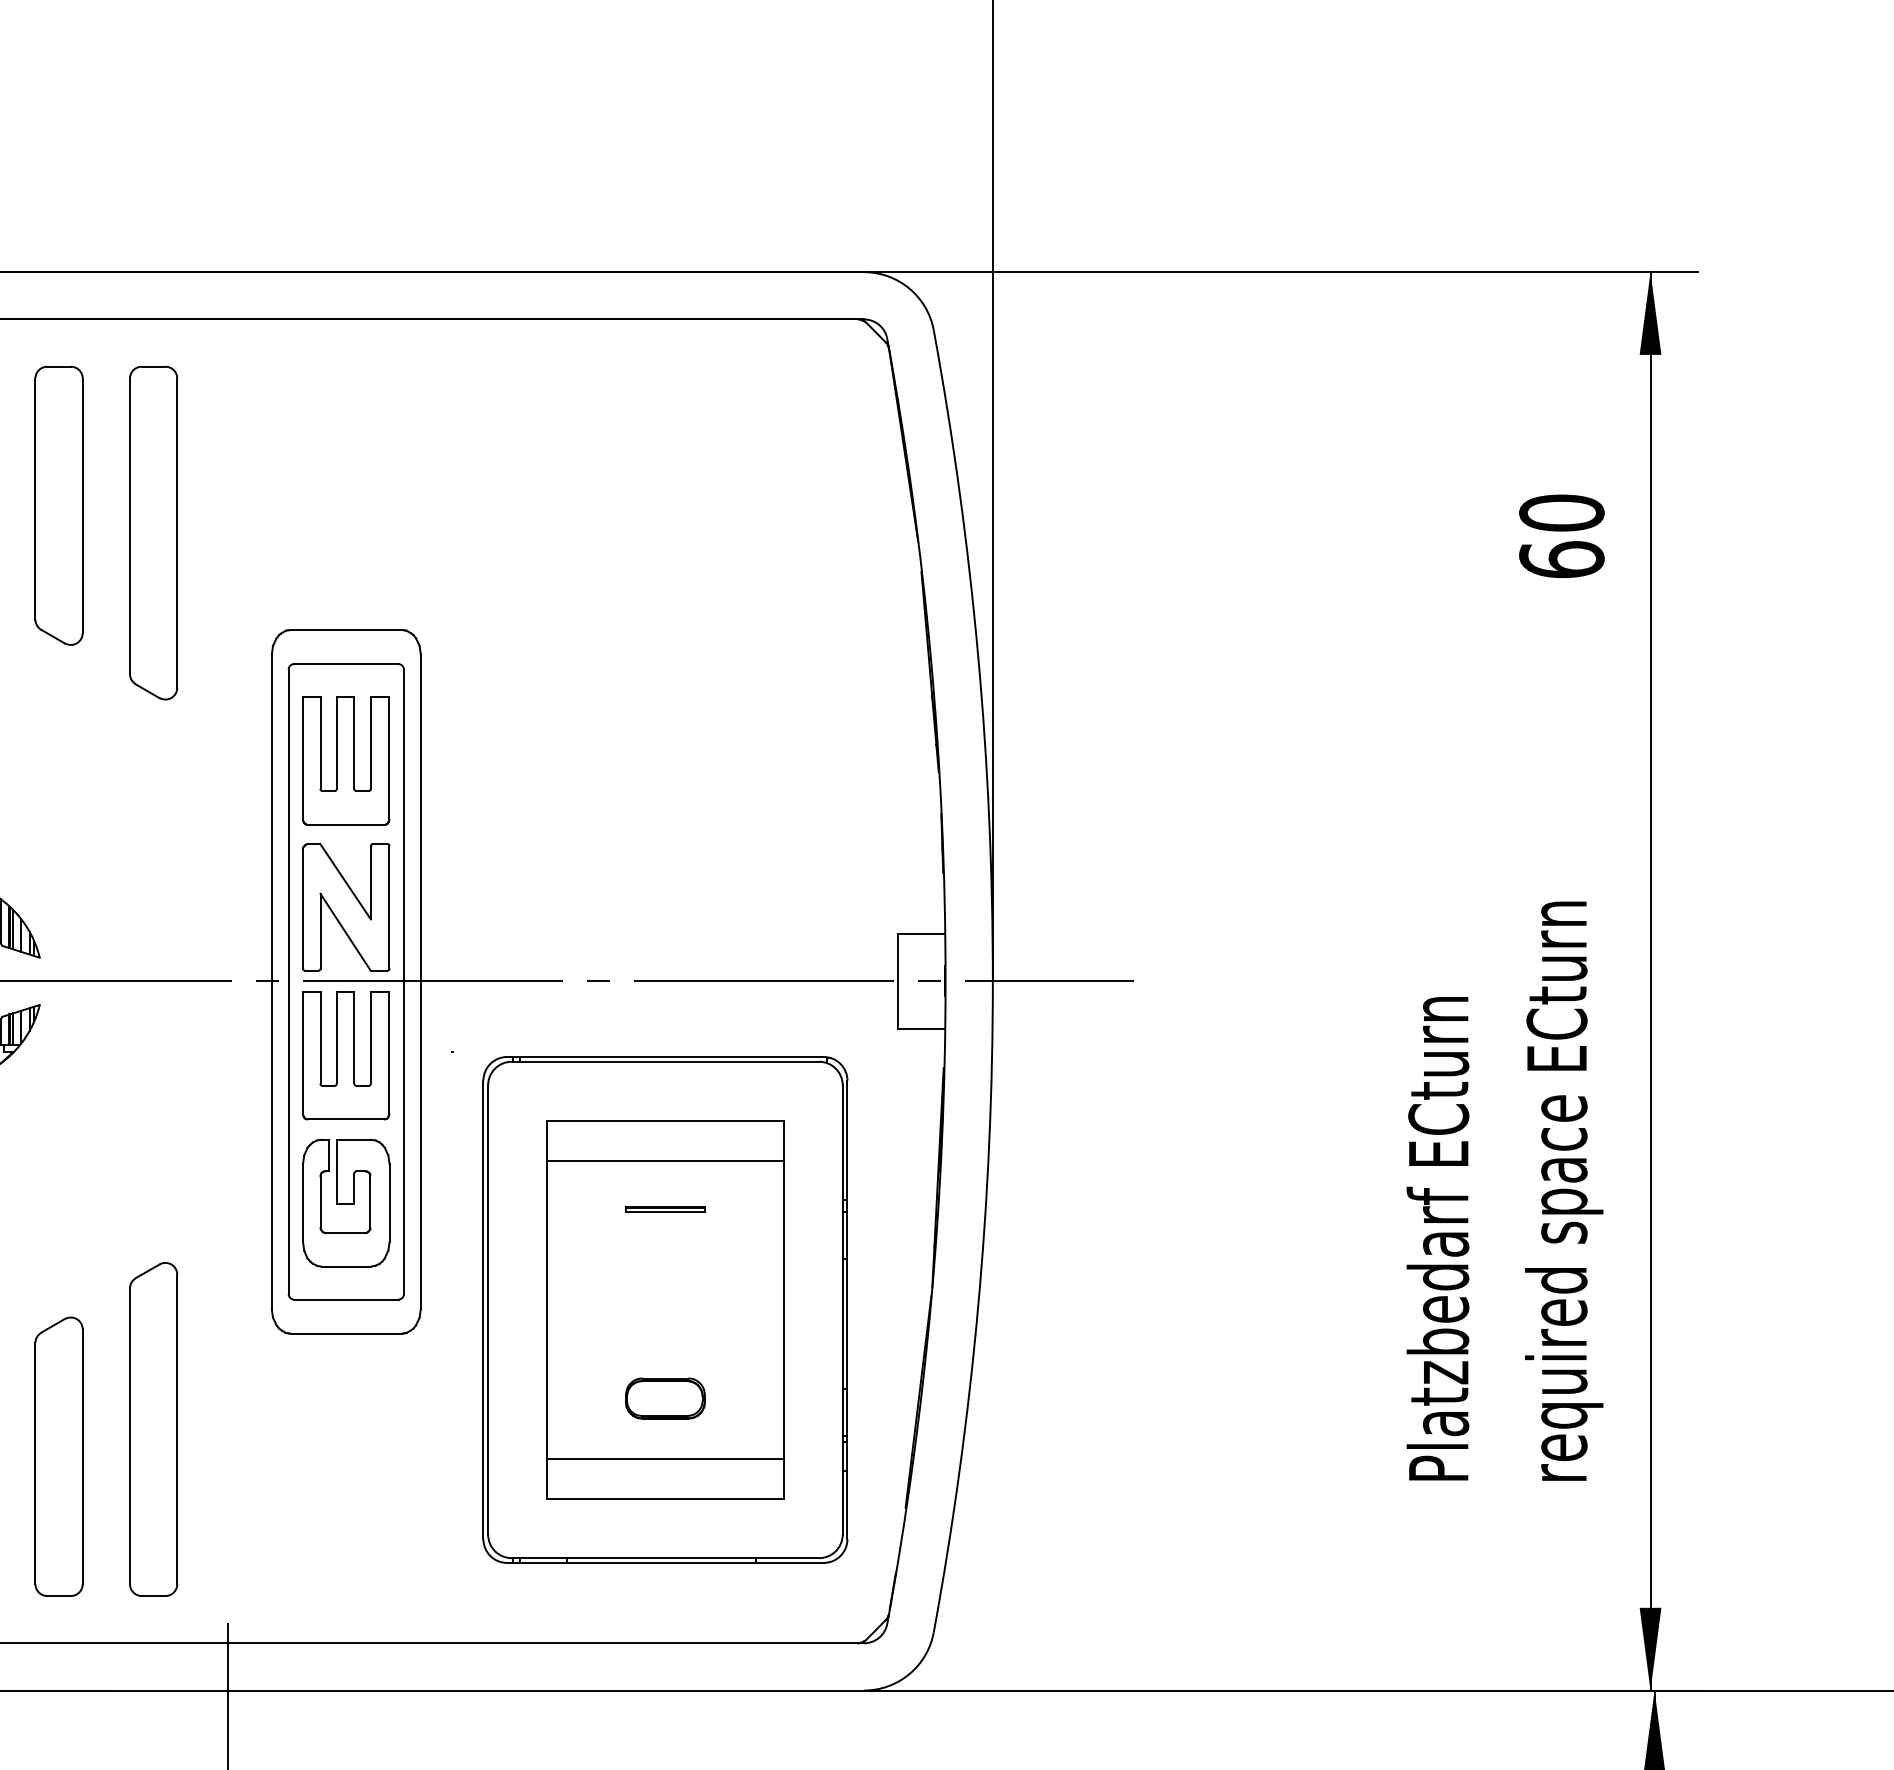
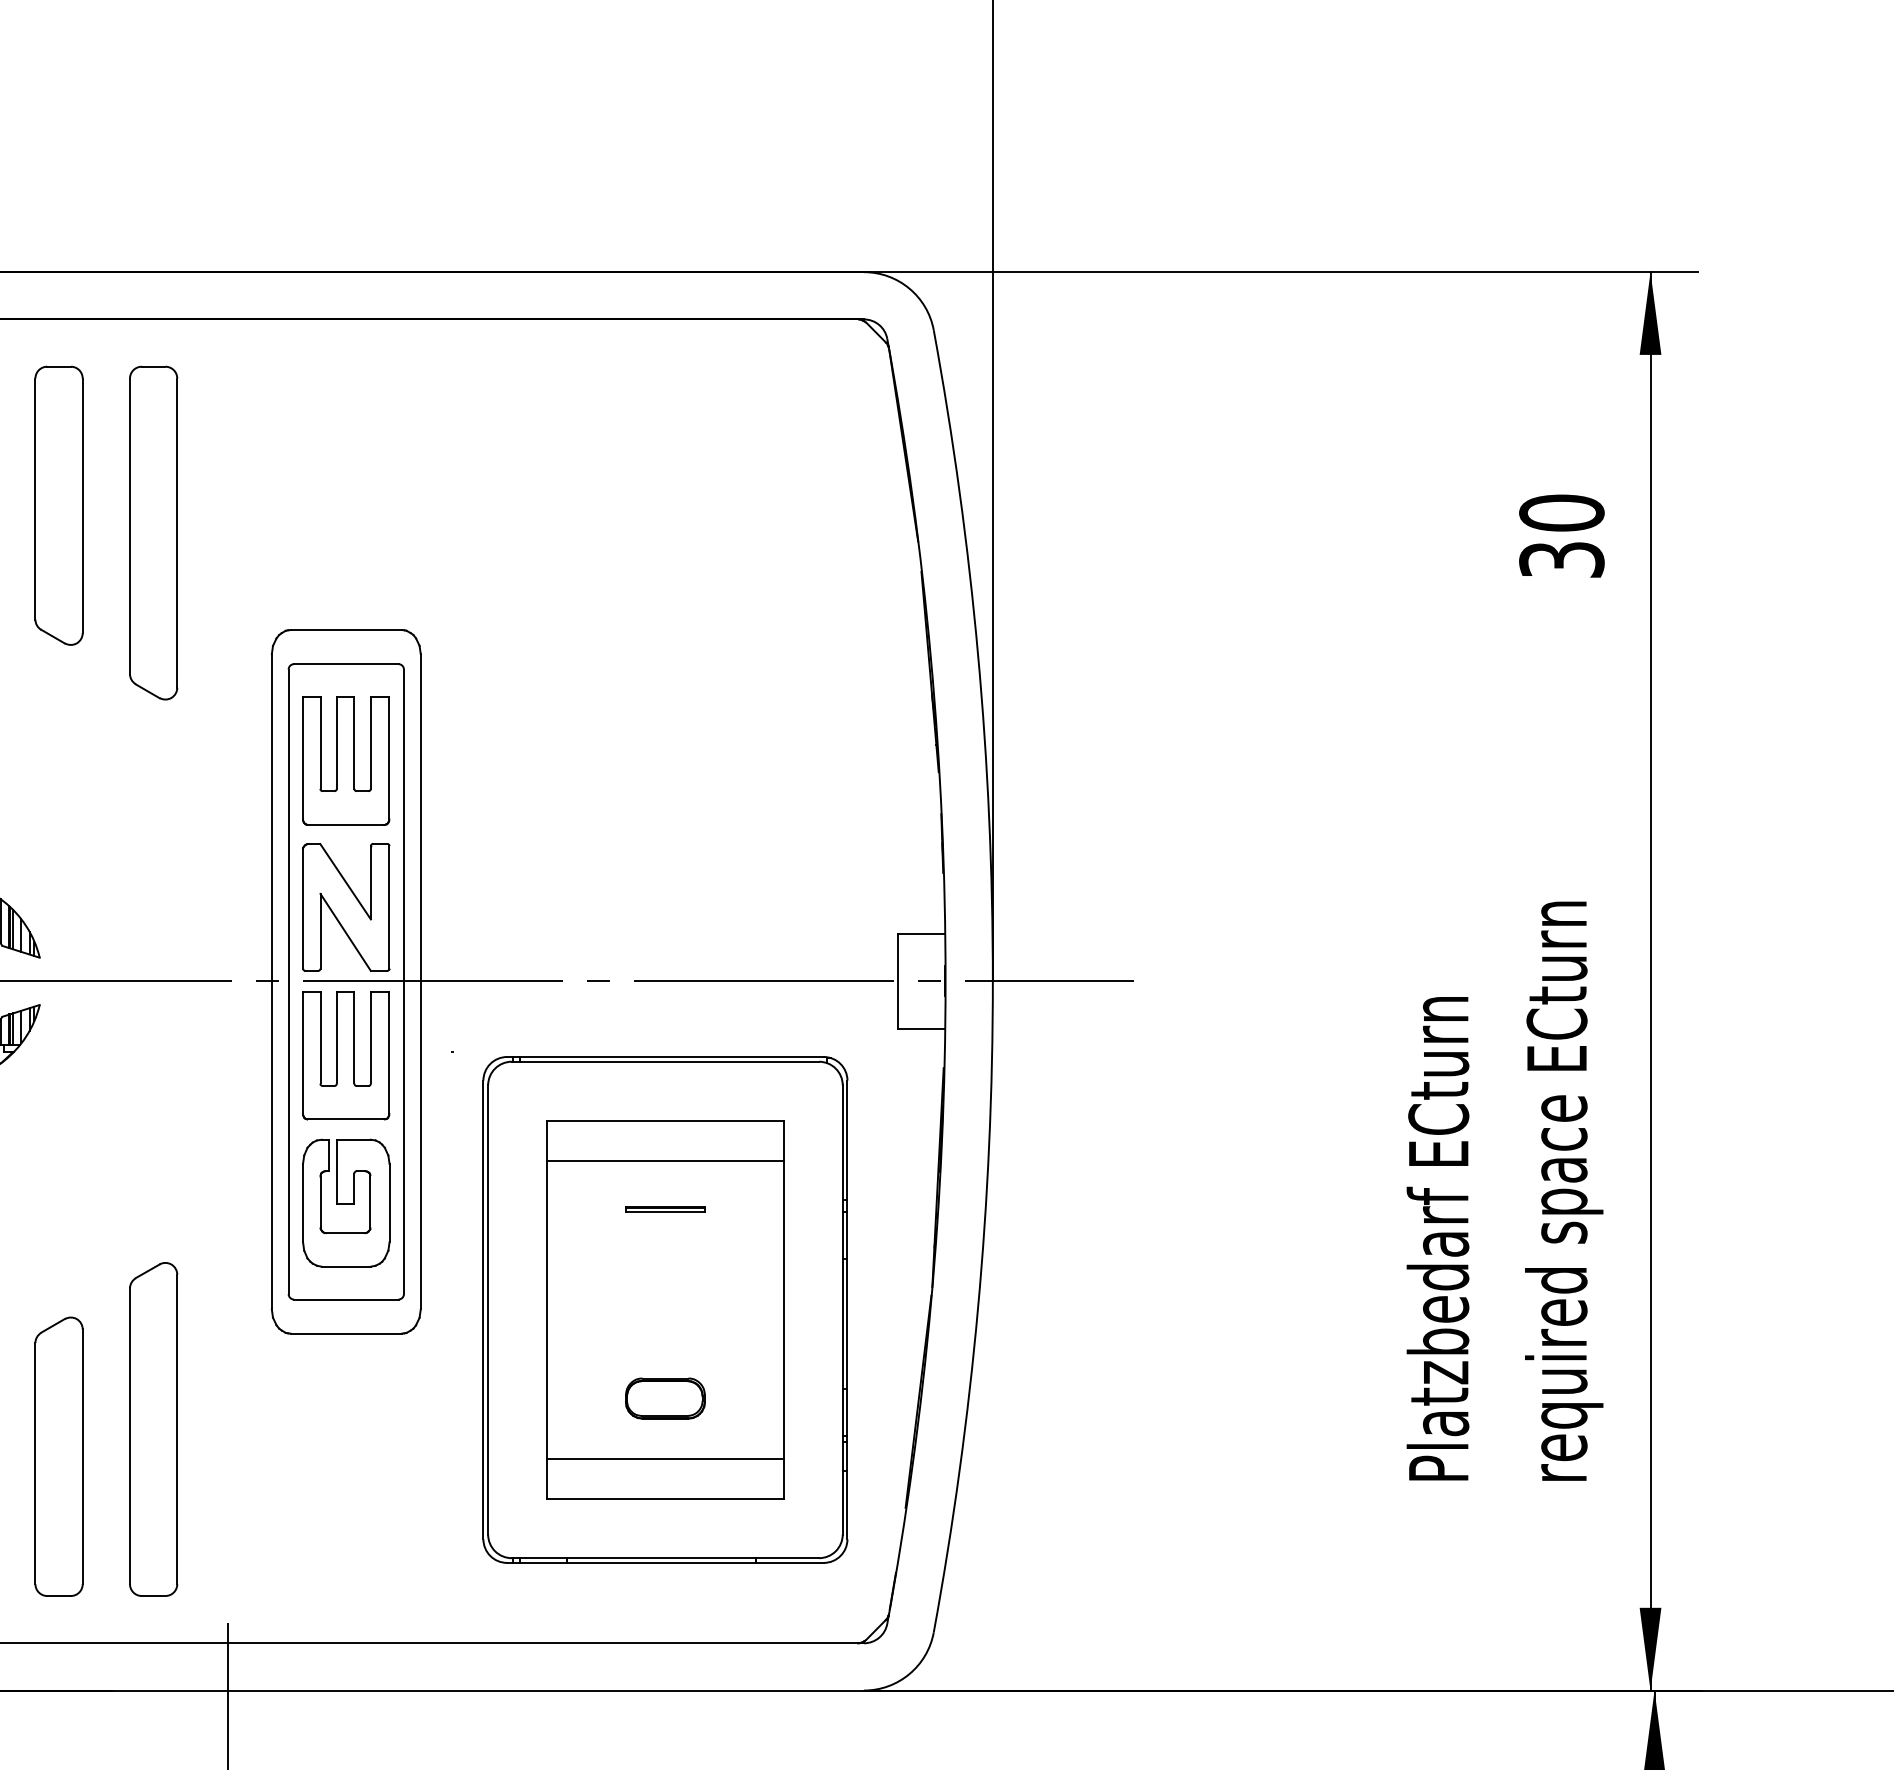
text: 60 -> 30 (1561, 559)
